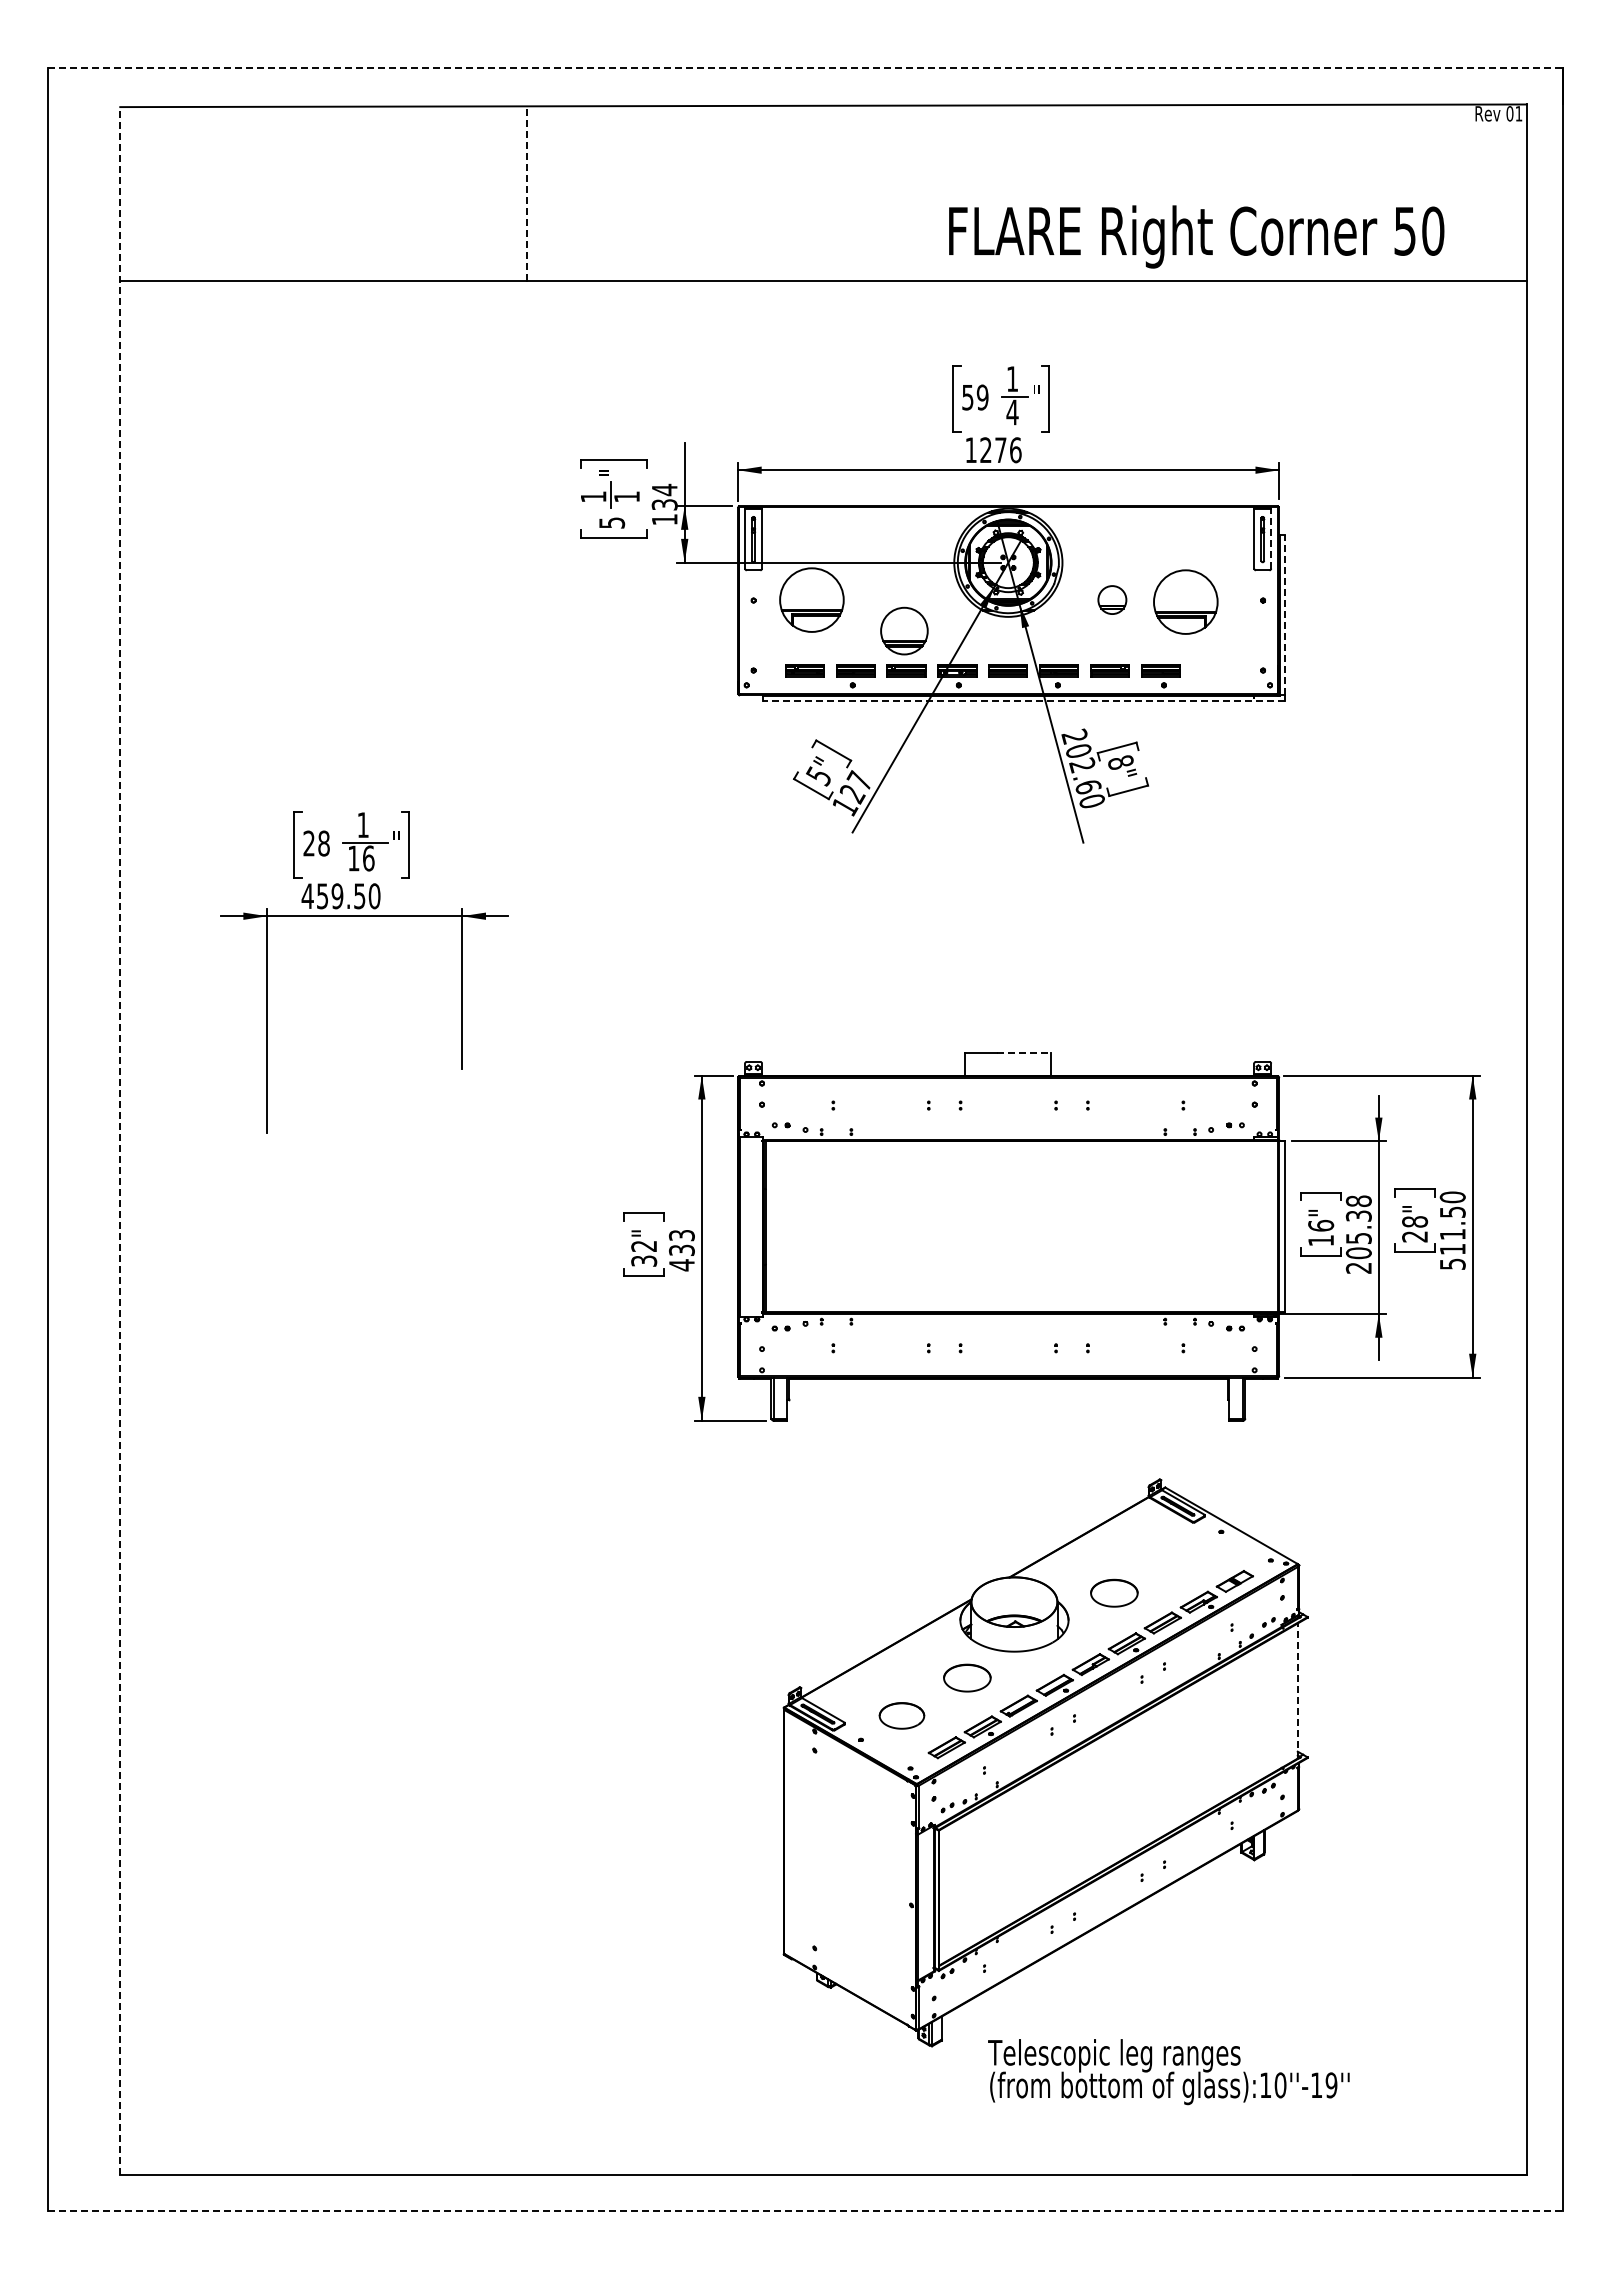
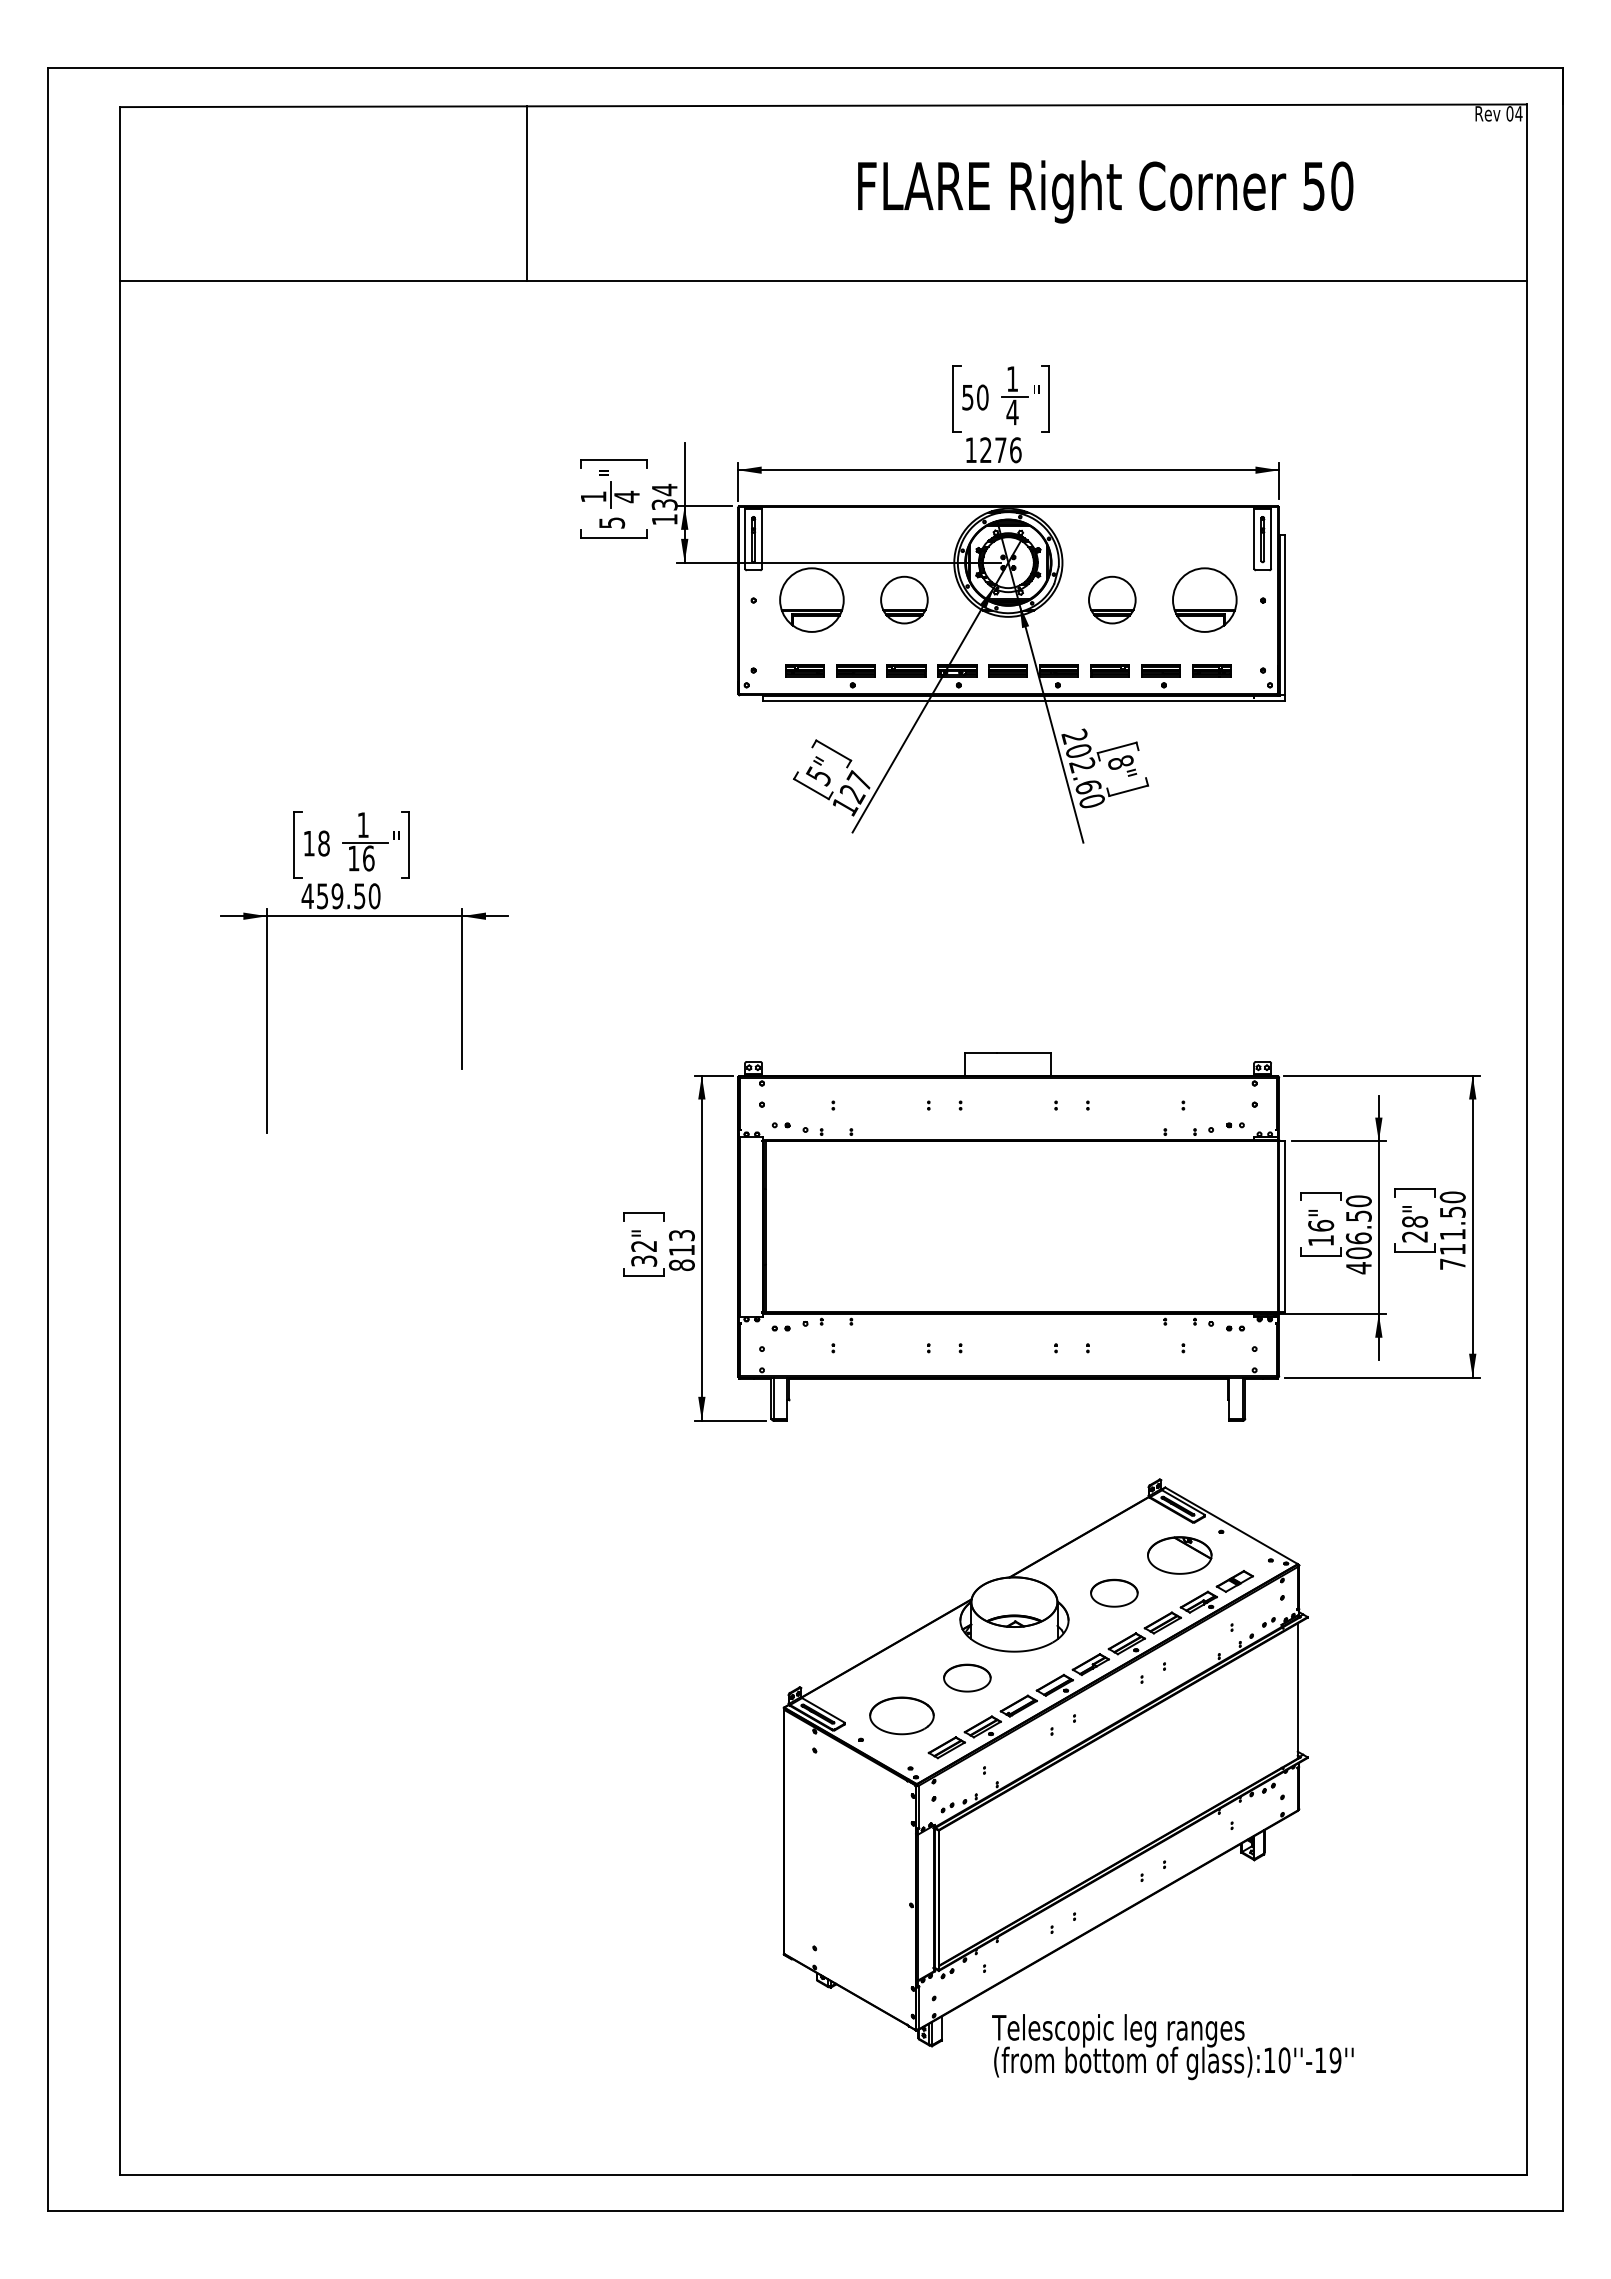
line: dashed -> solid (805, 68)
text: 01 -> 04 (1518, 113)
line: dashed -> solid (526, 193)
text position: (1196, 236) -> (1105, 191) (1105, 191)
text: 59 -> 50 (982, 397)
text: 1 -> 4 (626, 496)
line: dashed -> solid (1271, 538)
part size: 31x30 px -> 49x50 px (1112, 599)
part position: (1185, 601) -> (1204, 599) (1204, 599)
line: dashed -> solid (1284, 614)
part position: (904, 630) -> (904, 599) (904, 599)
part: none -> present (1211, 670)
line: dashed -> solid (1024, 701)
text: 28 -> 18 (308, 843)
line: dashed -> solid (1024, 1053)
line: dashed -> solid (120, 1140)
text: 205.38 -> 406.50 (1358, 1234)
text: 433 -> 813 (681, 1257)
text: 511.50 -> 711.50 (1452, 1263)
part: none -> present (1179, 1555)
line: dashed -> solid (1297, 1691)
part size: 48x28 px -> 66x40 px (901, 1715)
text position: (1168, 2072) -> (1172, 2047) (1172, 2047)
line: dashed -> solid (805, 2210)
